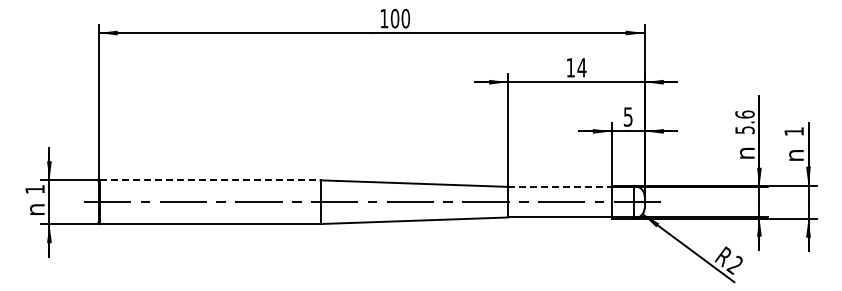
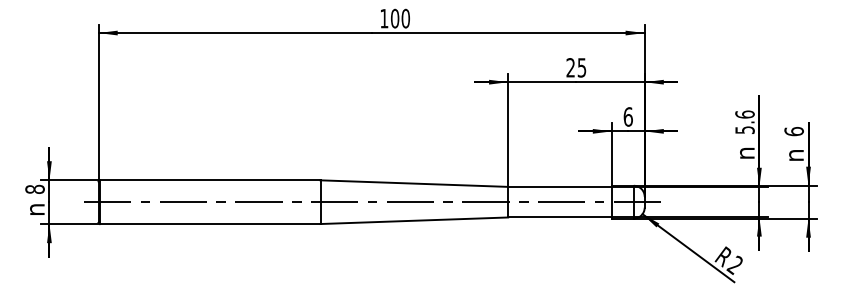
text: 14 -> 25 (576, 67)
text: 5 -> 6 (627, 116)
text: 1 -> 6 (793, 131)
line: dashed -> solid (210, 180)
line: dashed -> solid (560, 186)
text: 1 -> 8 (34, 188)
